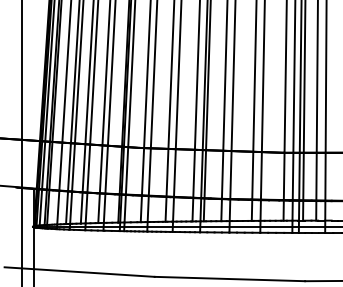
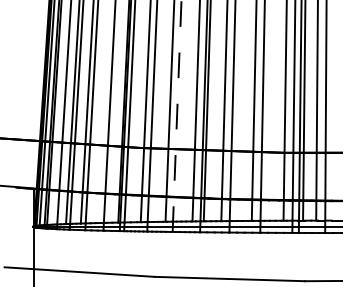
line: present -> none (104, 112)
line: solid -> dashed (177, 116)
line: present -> none (21, 142)
